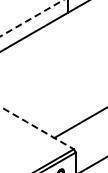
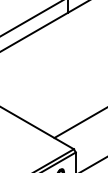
line: dashed -> solid (31, 18)
line: dashed -> solid (37, 128)
